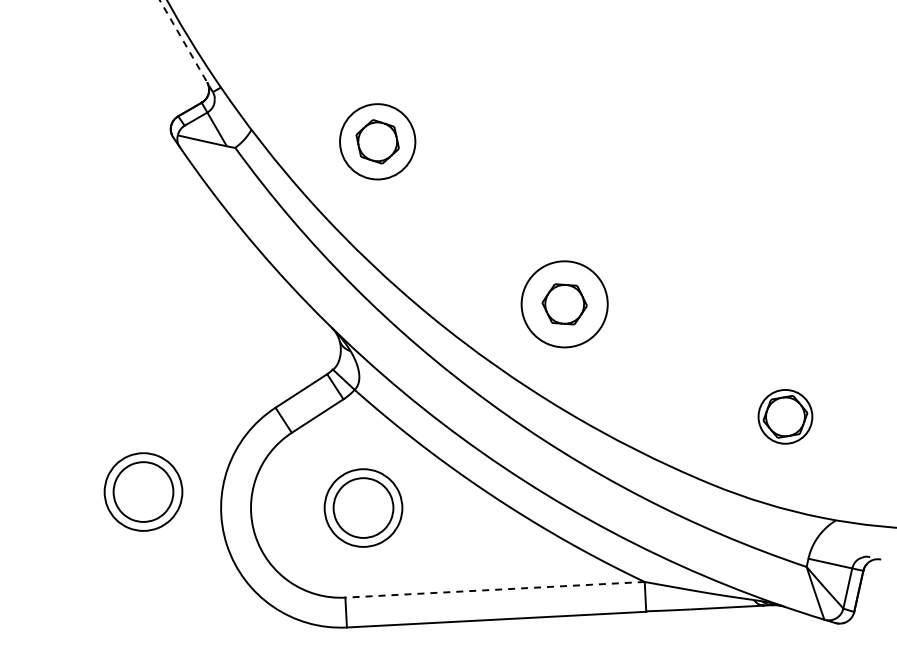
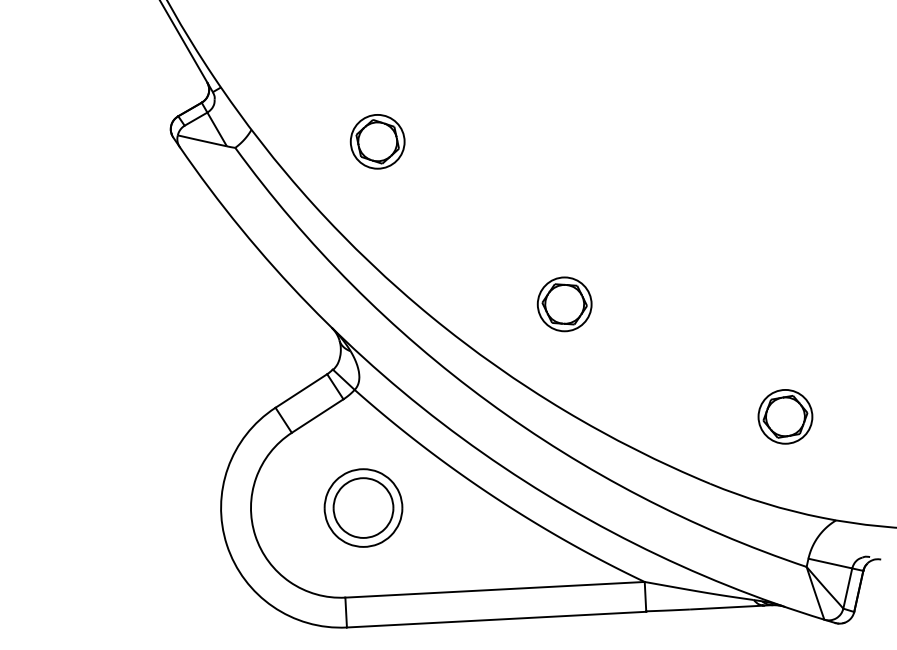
line: dashed -> solid (186, 45)
circle diameter: 75 px -> 54 px (377, 141)
circle diameter: 86 px -> 54 px (564, 304)
part: present -> none (143, 491)
line: dashed -> solid (495, 589)
